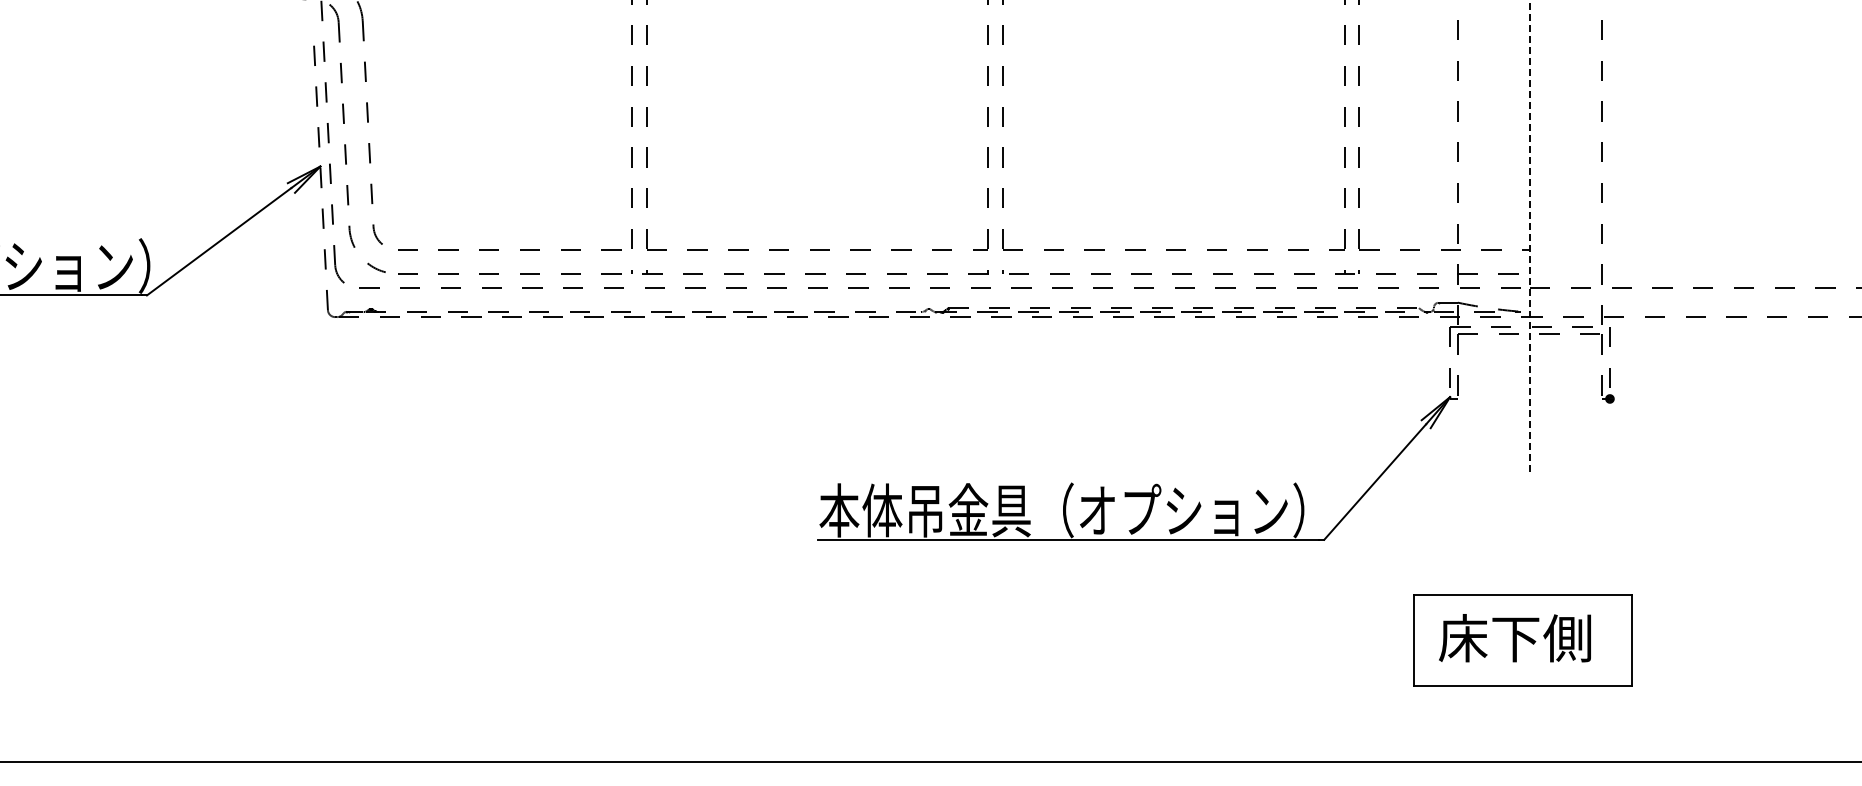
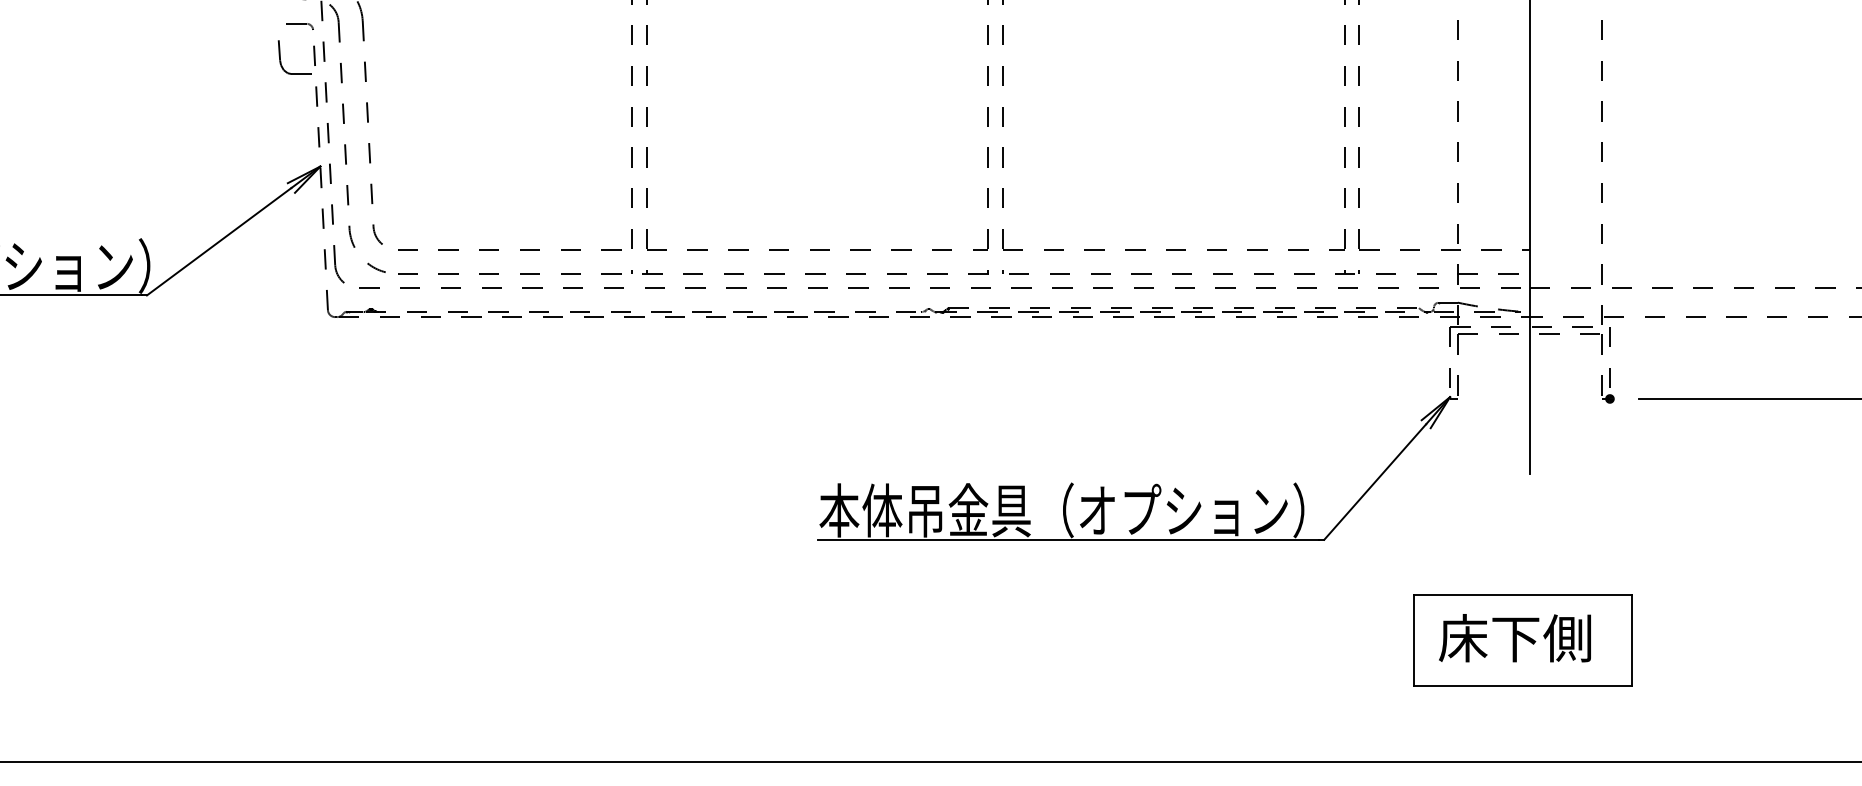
part: none -> present (299, 26)
part: none -> present (281, 61)
line: dashed -> solid (1530, 237)
line: none -> present (1748, 398)
